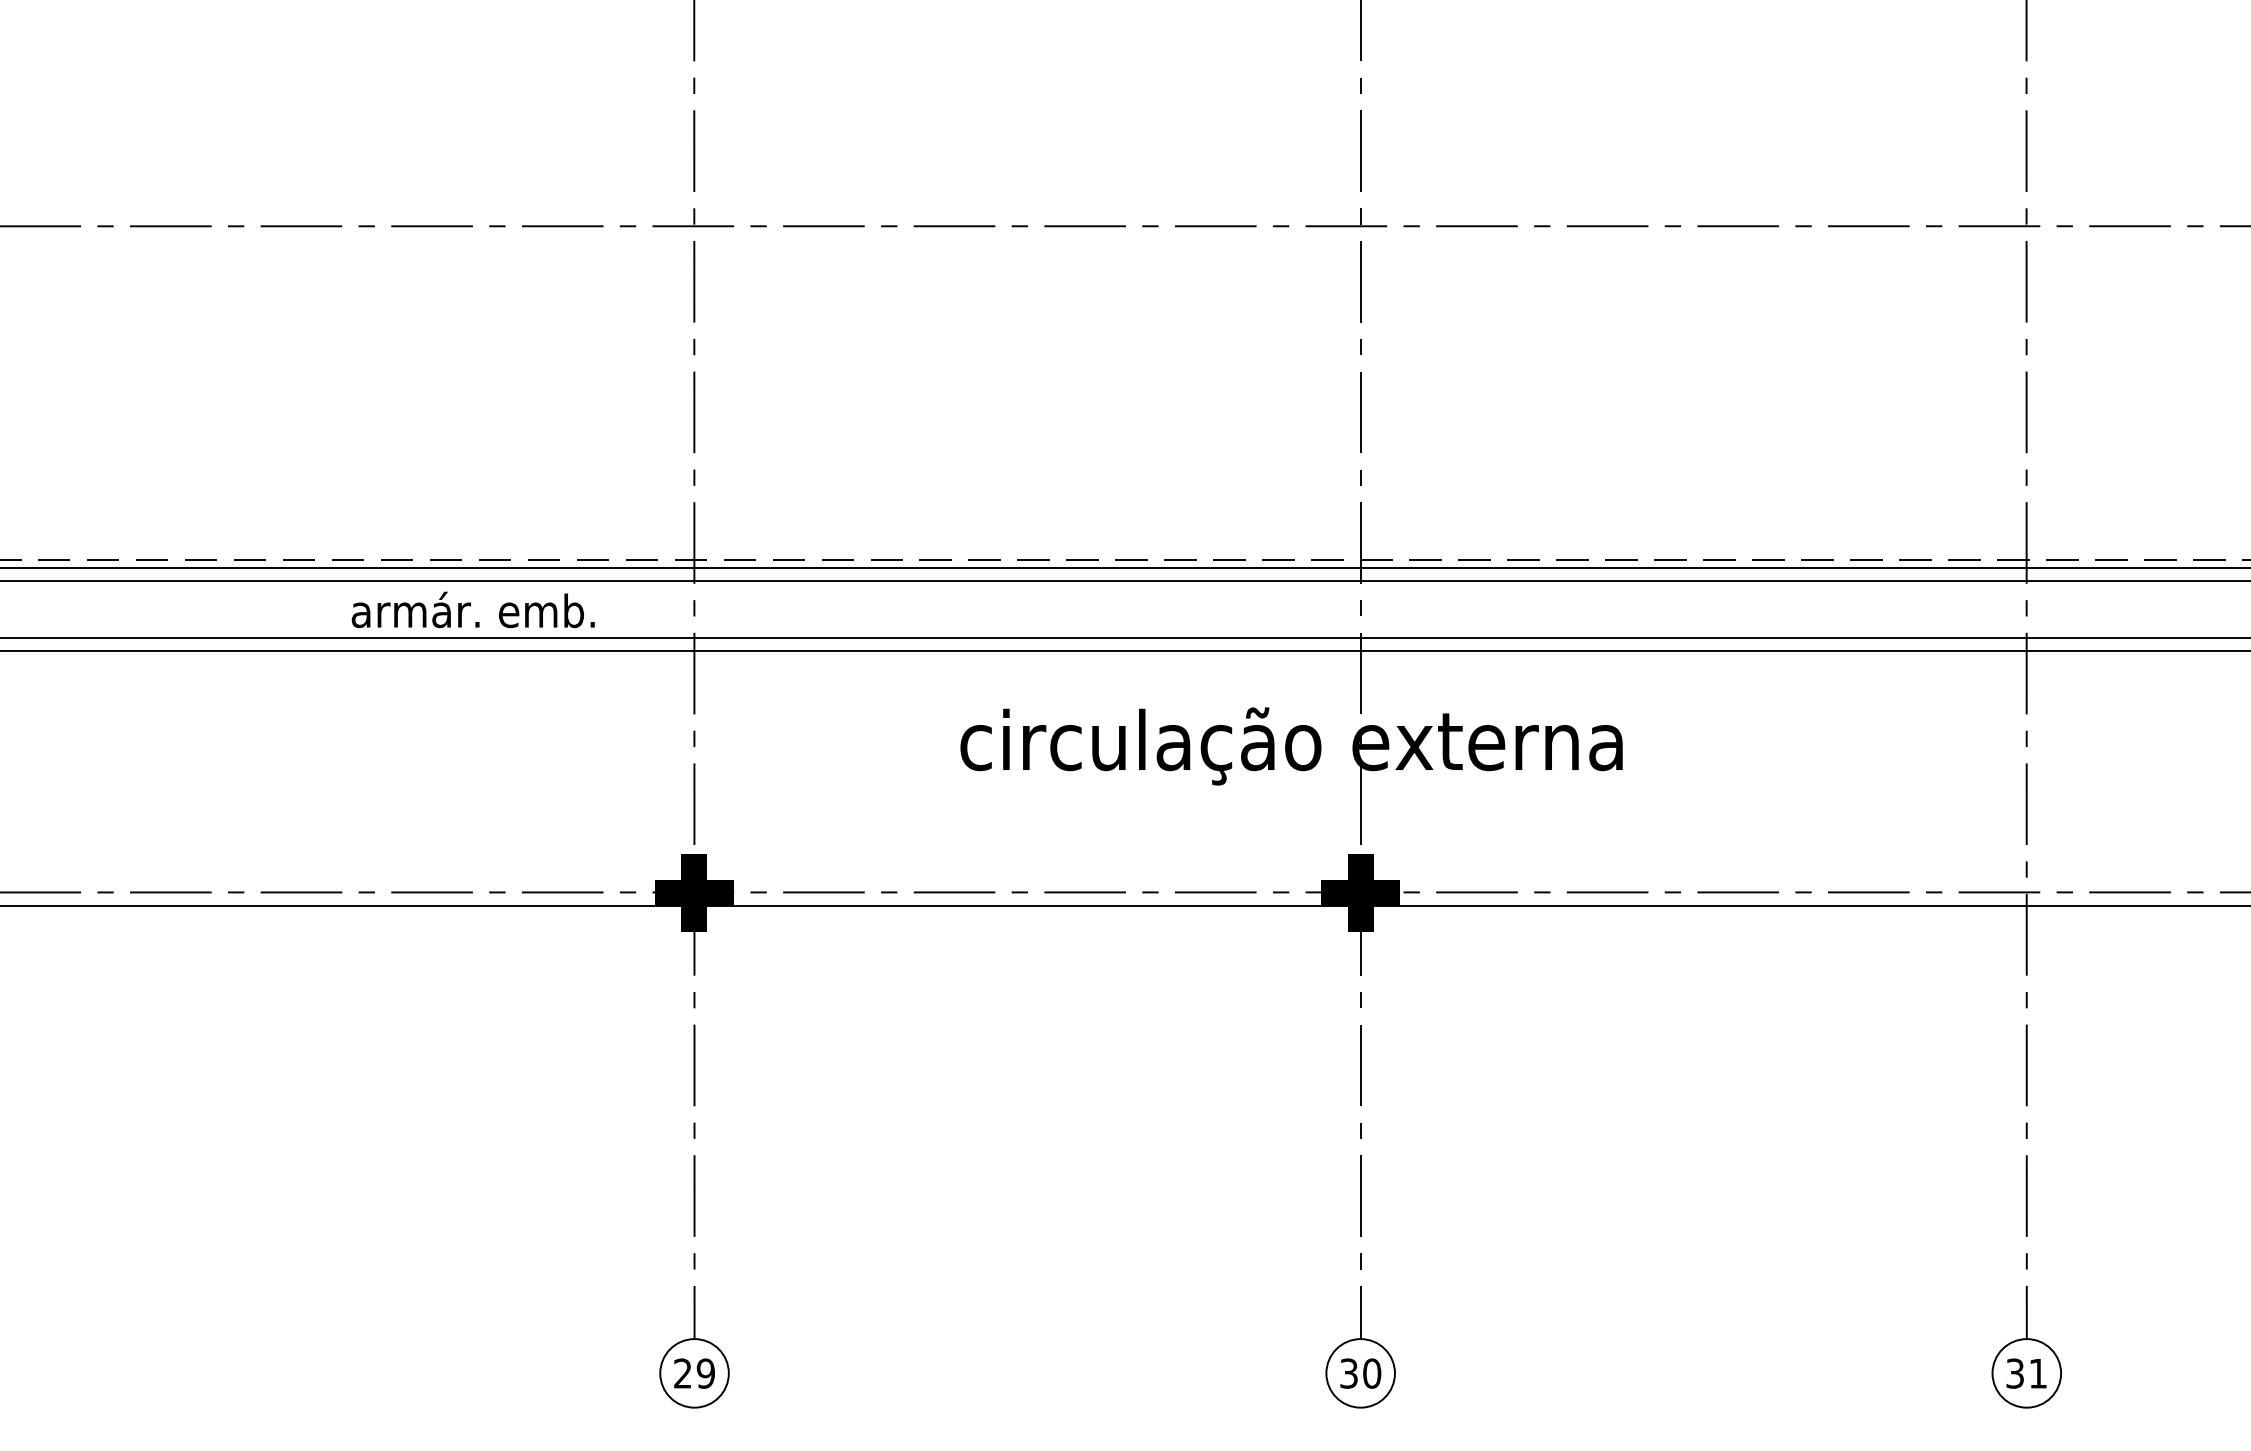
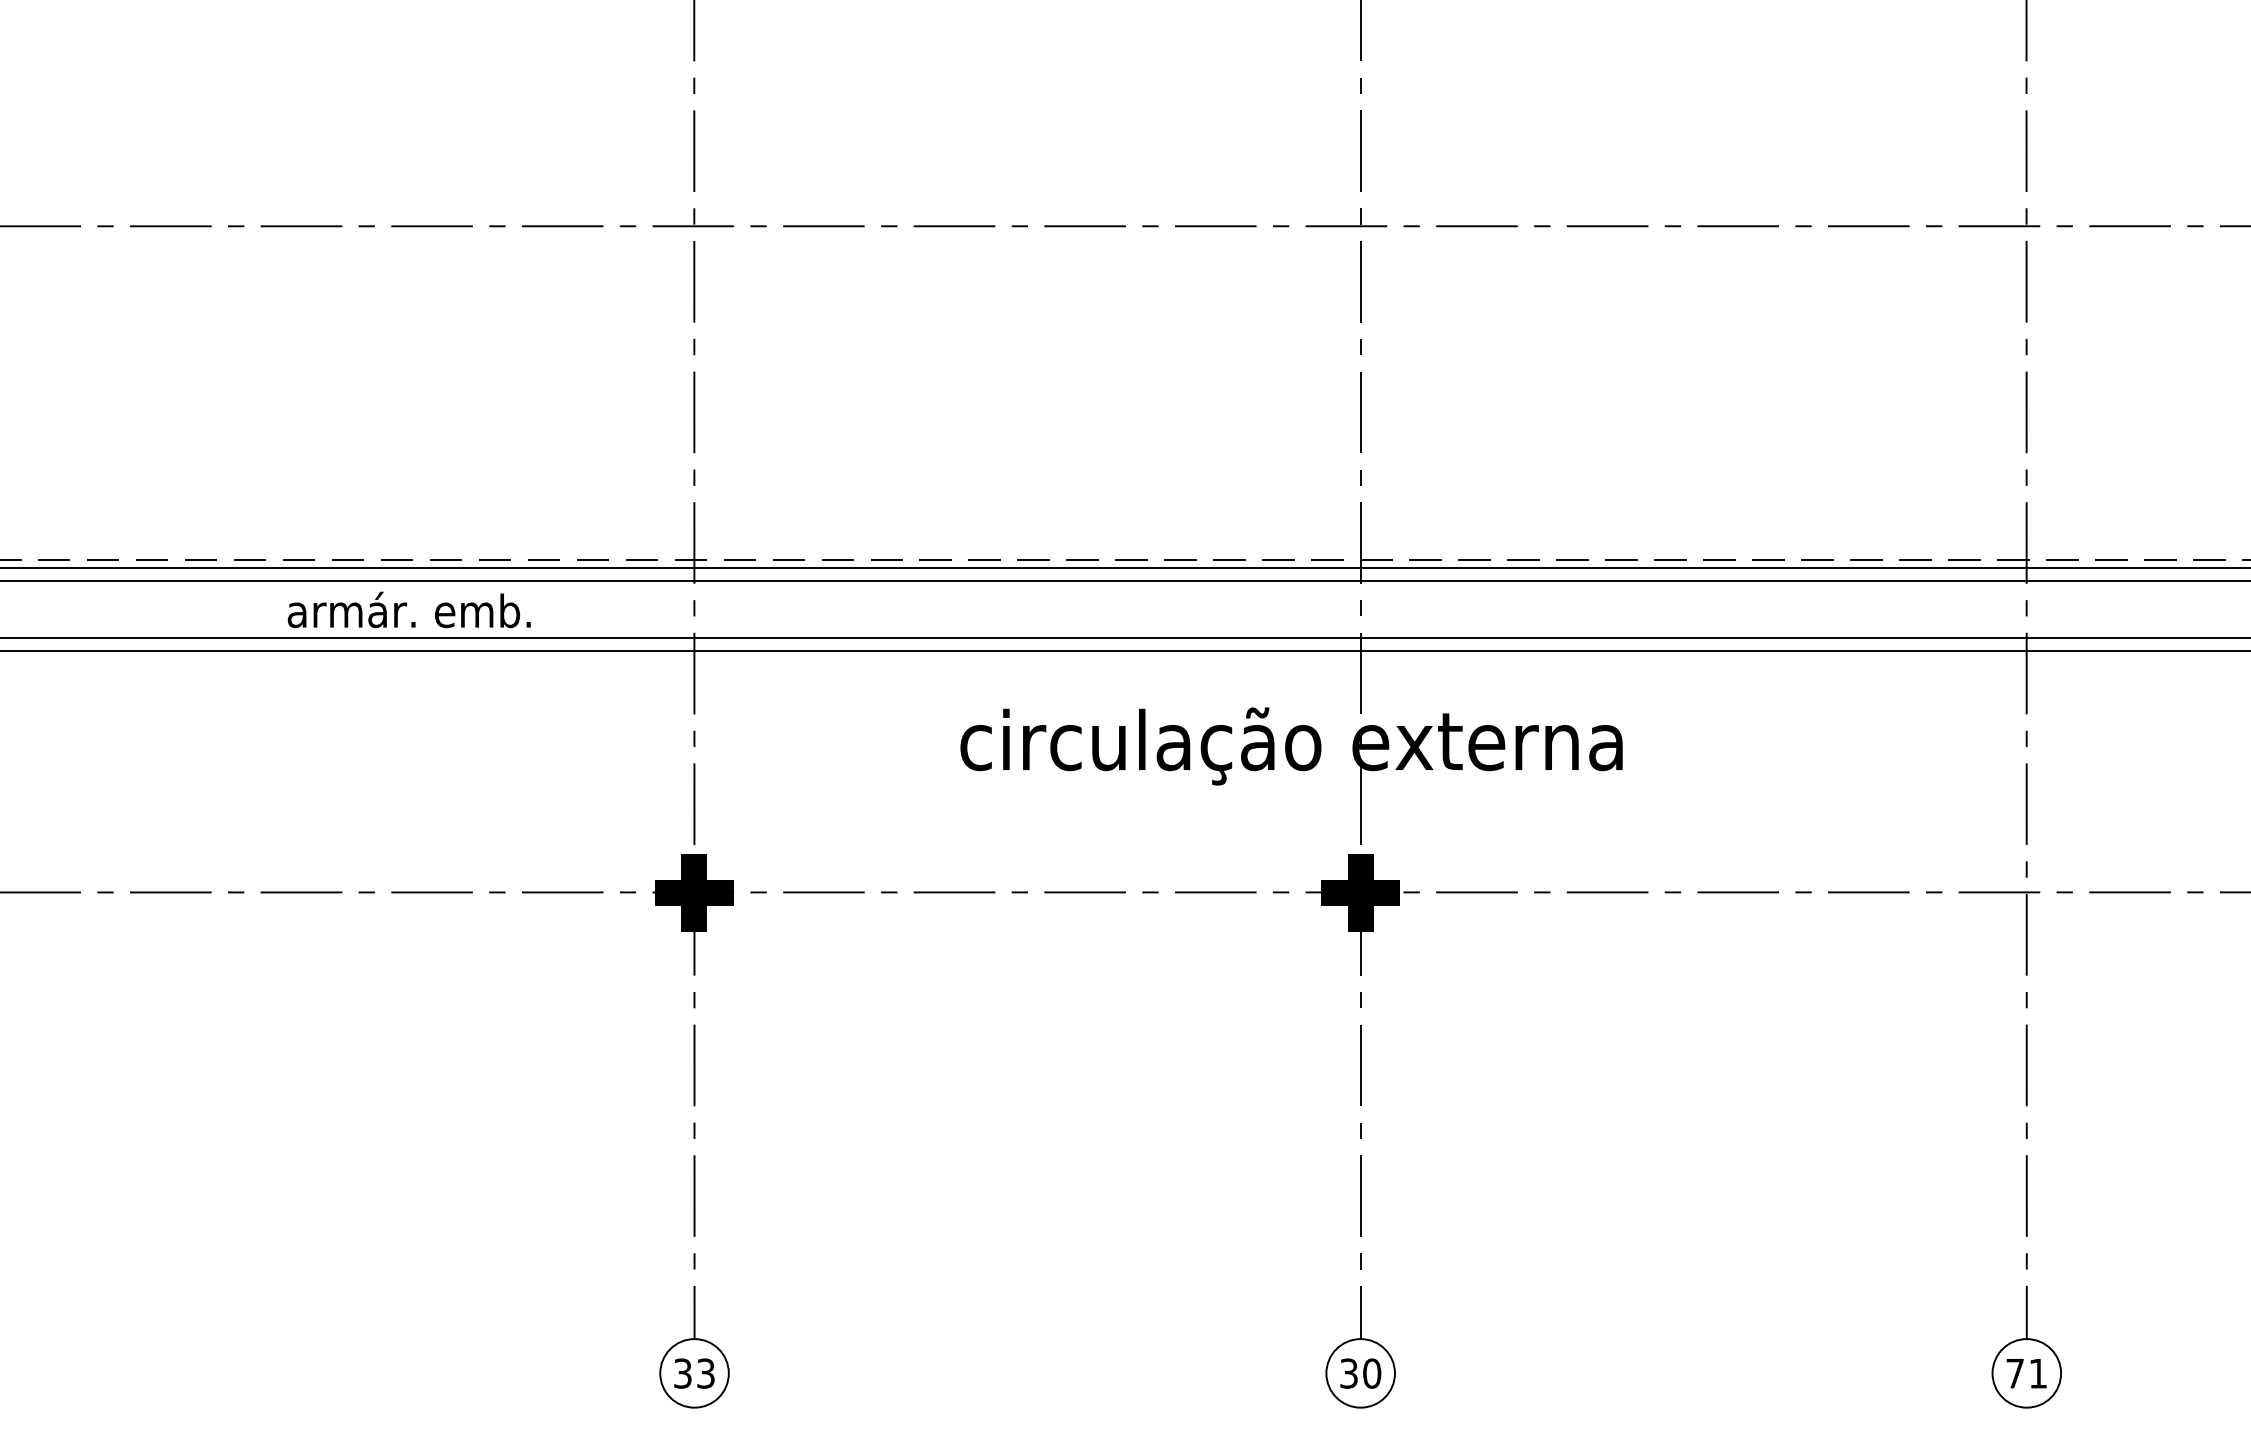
text position: (472, 609) -> (408, 609) (408, 609)
line: present -> none (1124, 905)
text: 29 -> 33 (694, 1373)
text: 31 -> 71 (2014, 1373)
